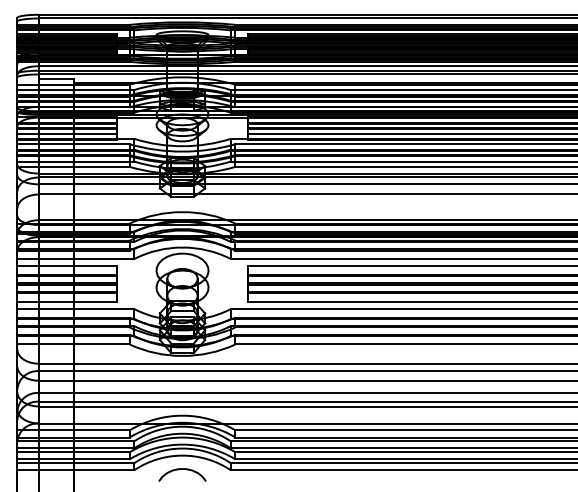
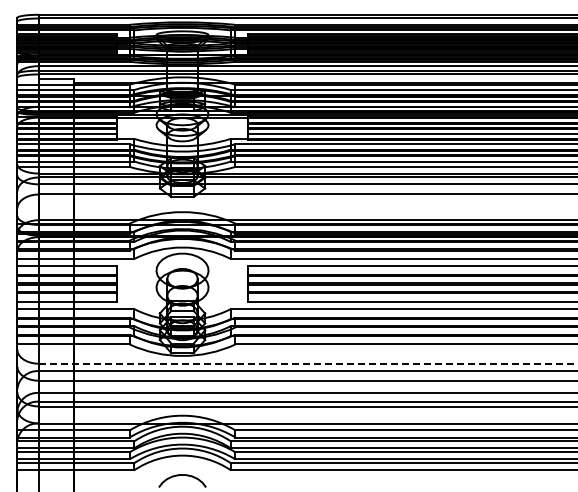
line: solid -> dashed (308, 363)
curve position: (182, 469) -> (182, 475) (182, 475)
